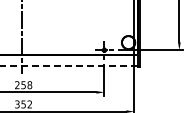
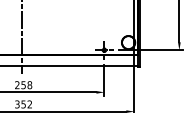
line: dashed -> solid (69, 66)
